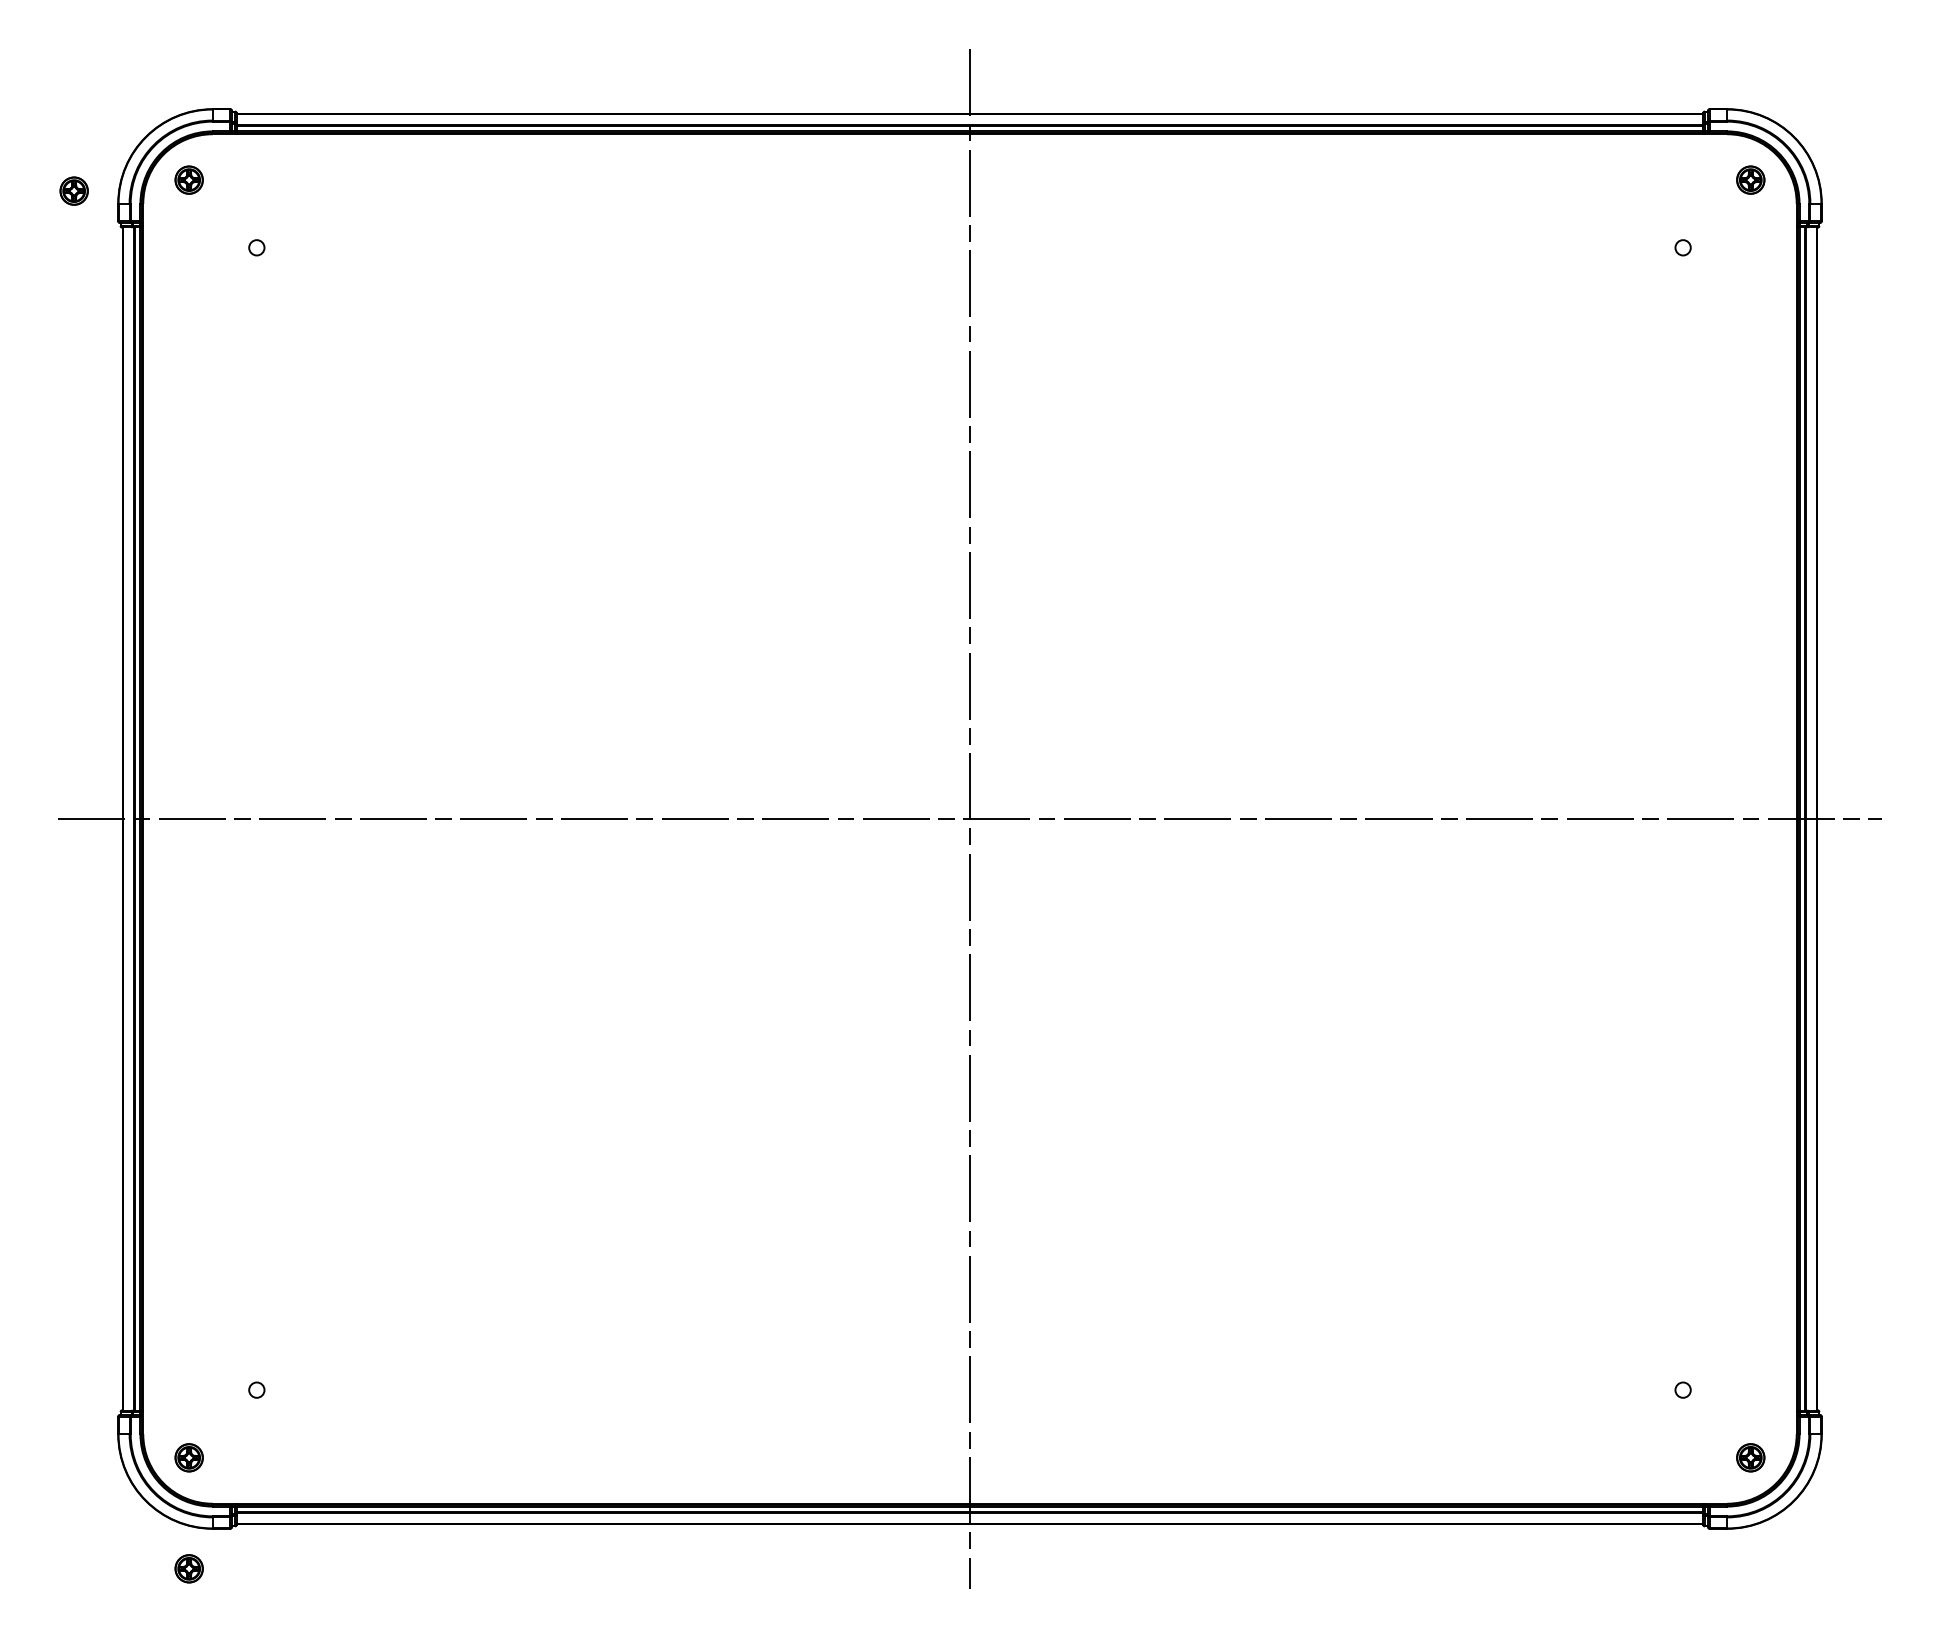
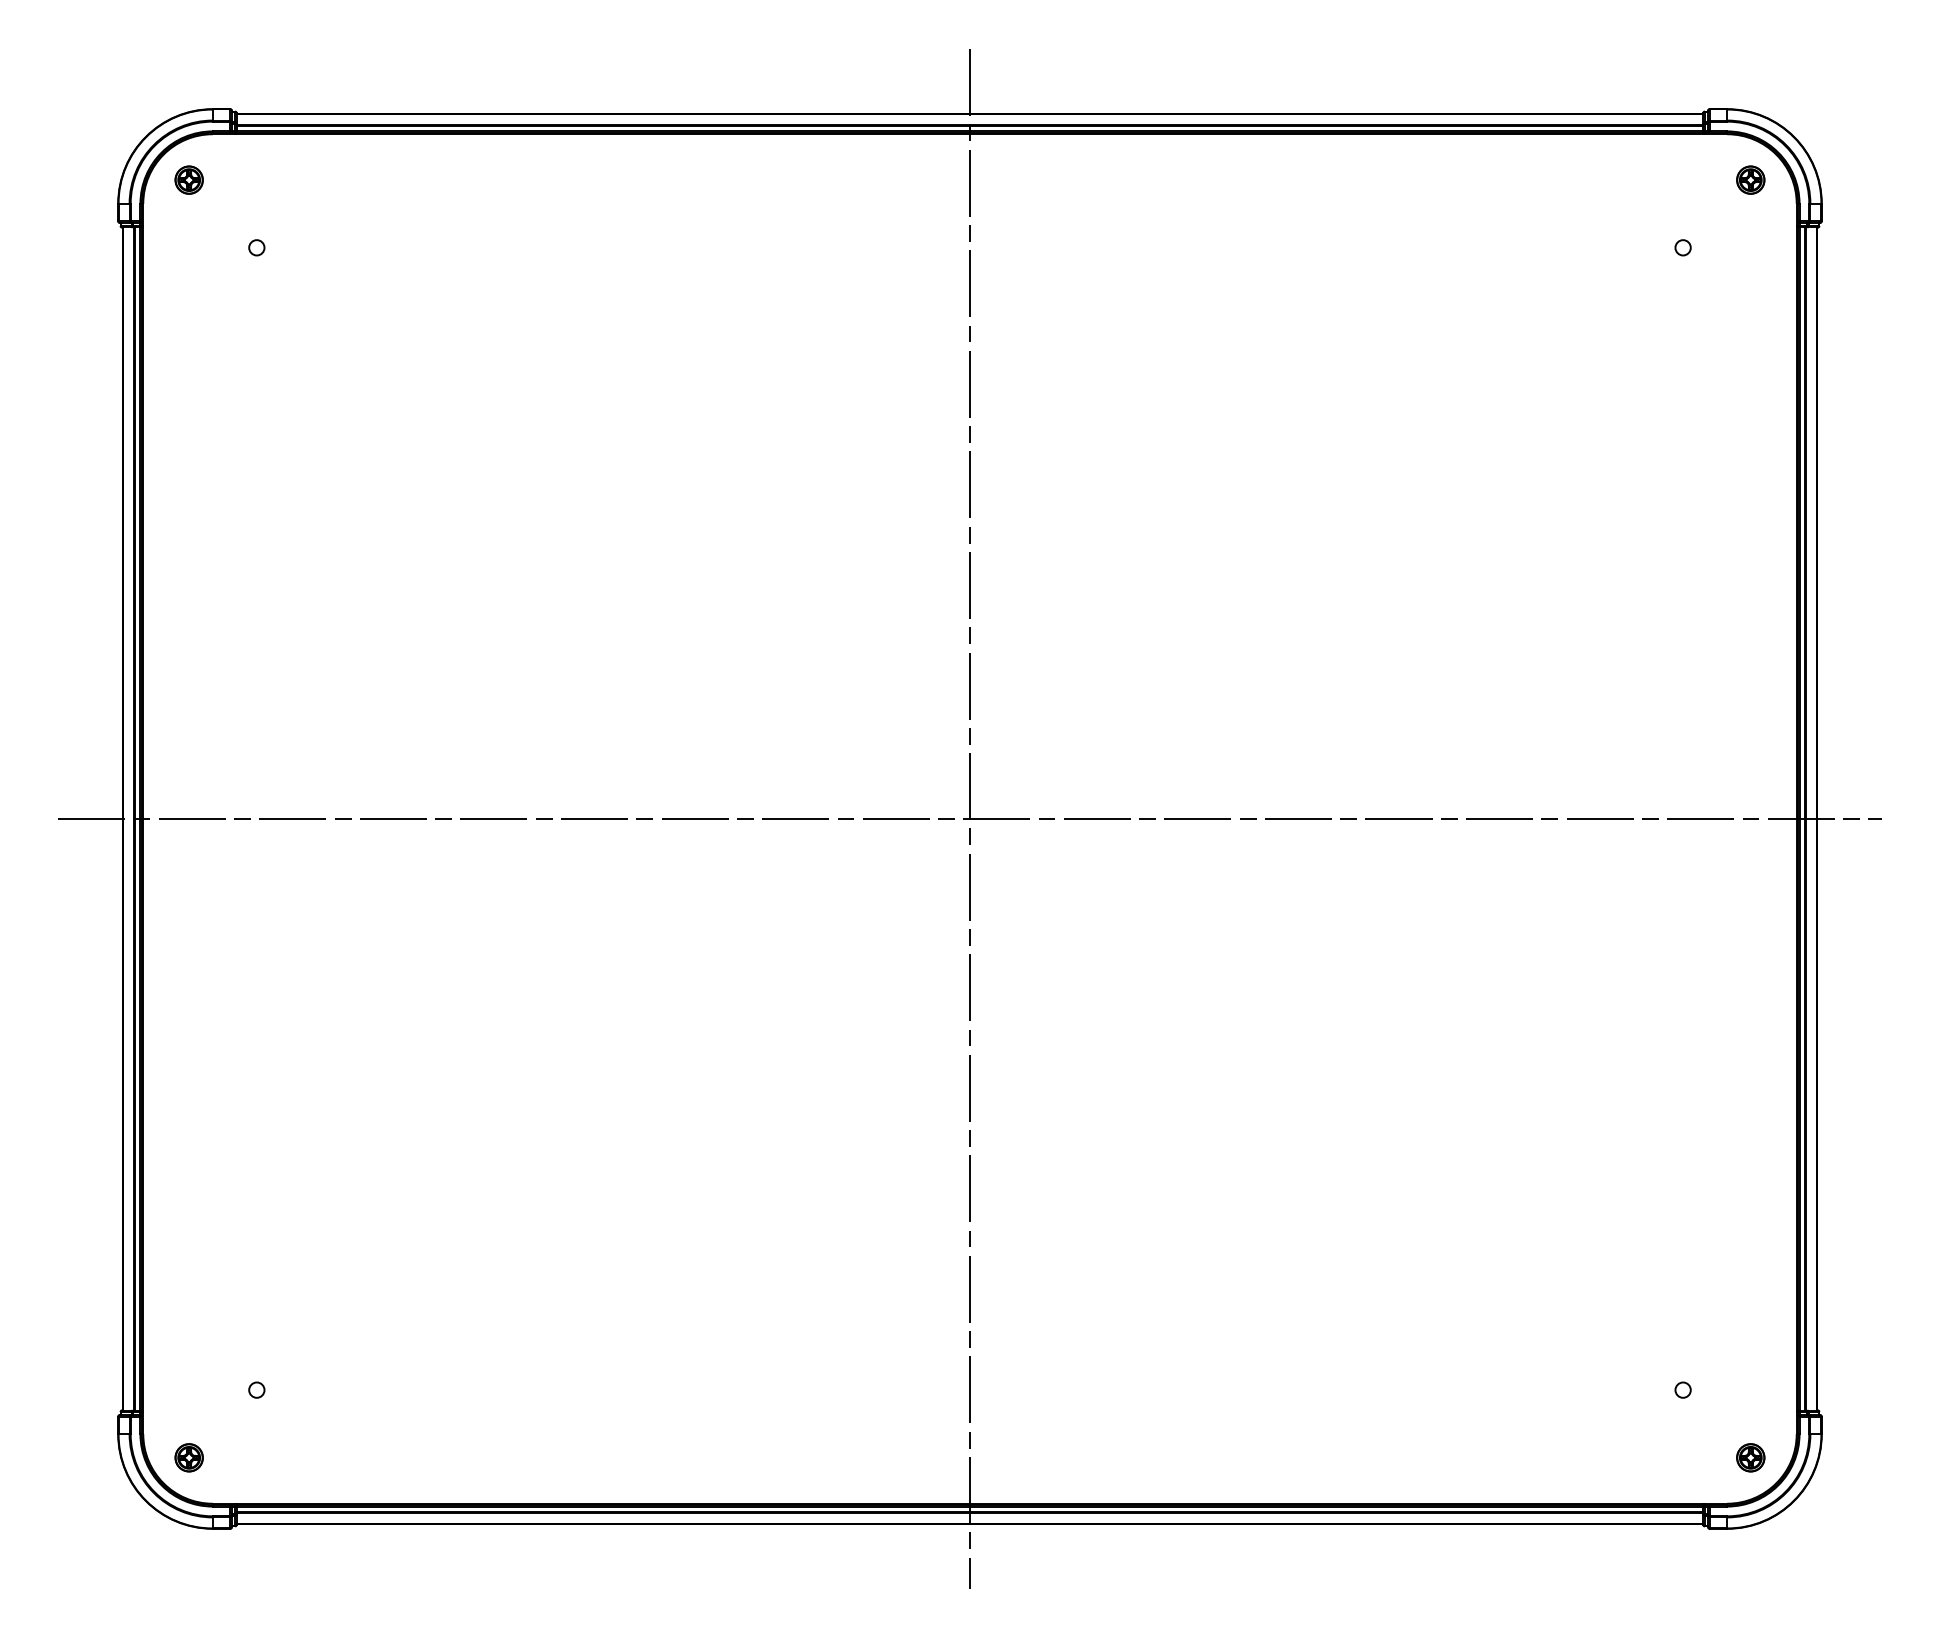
part: present -> none (73, 190)
part: present -> none (188, 1568)
